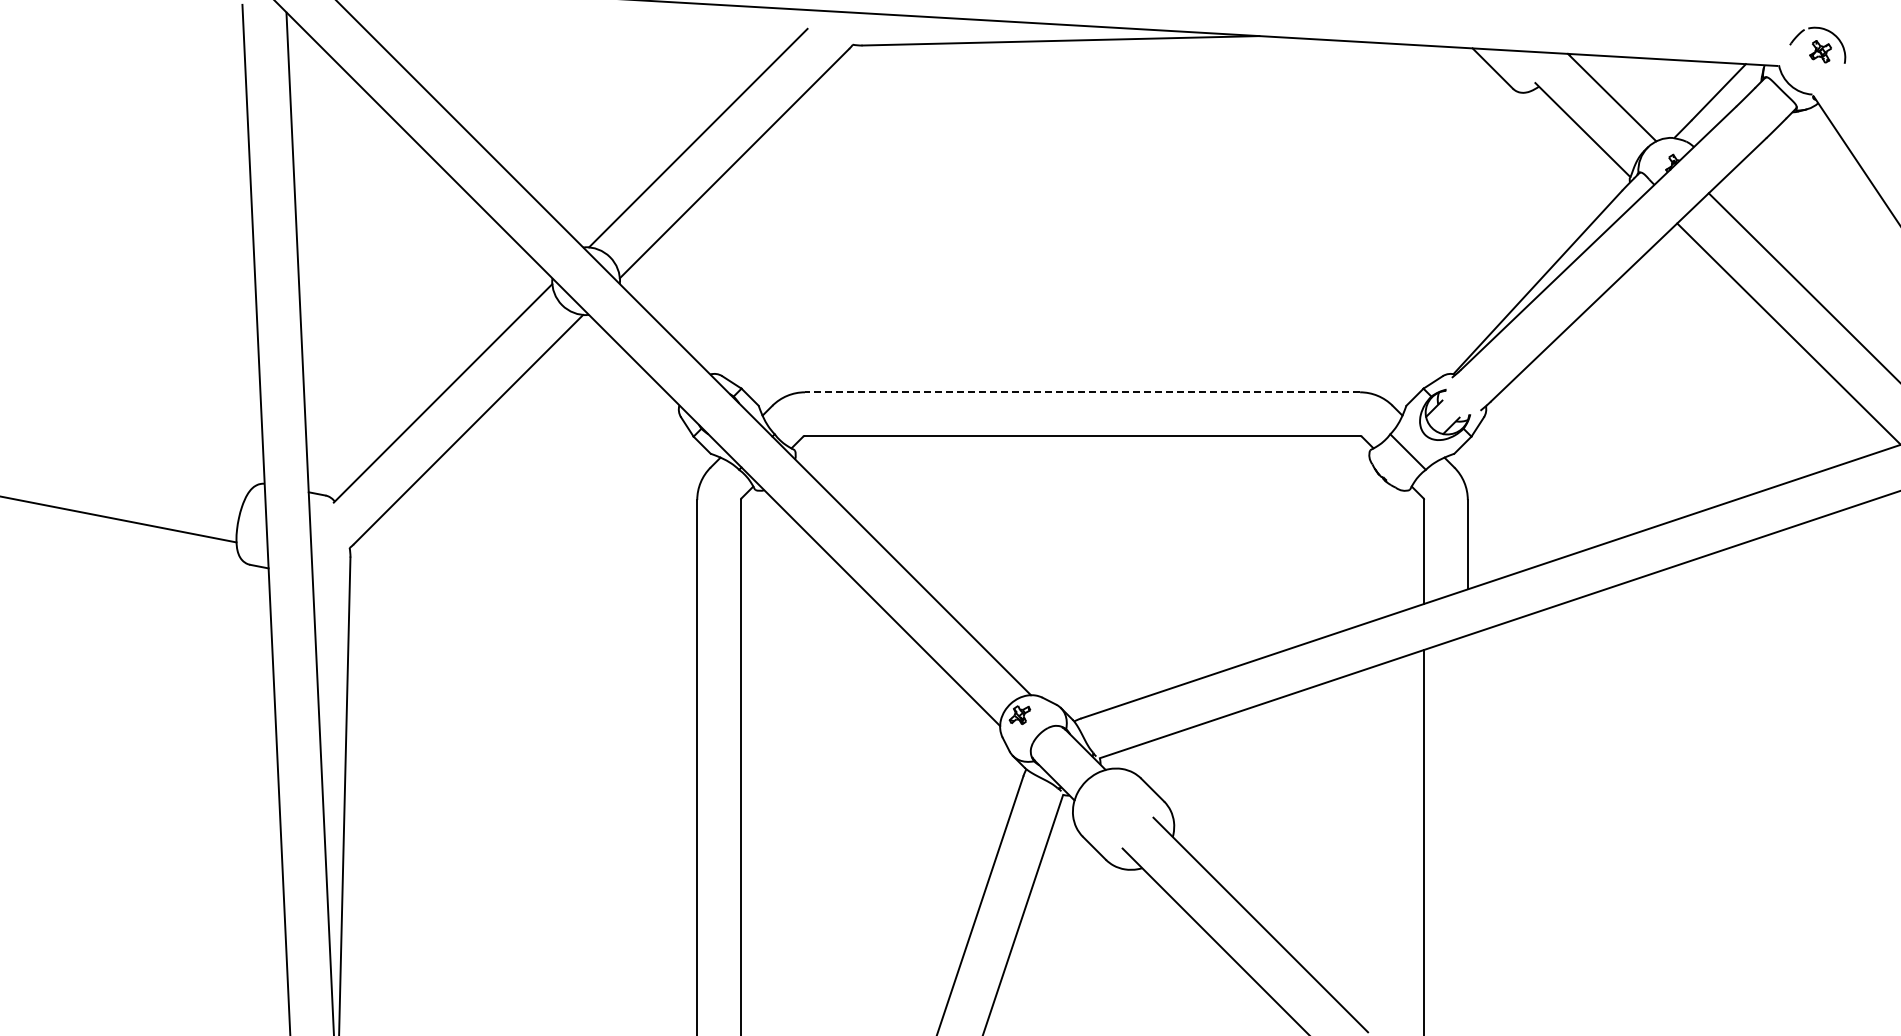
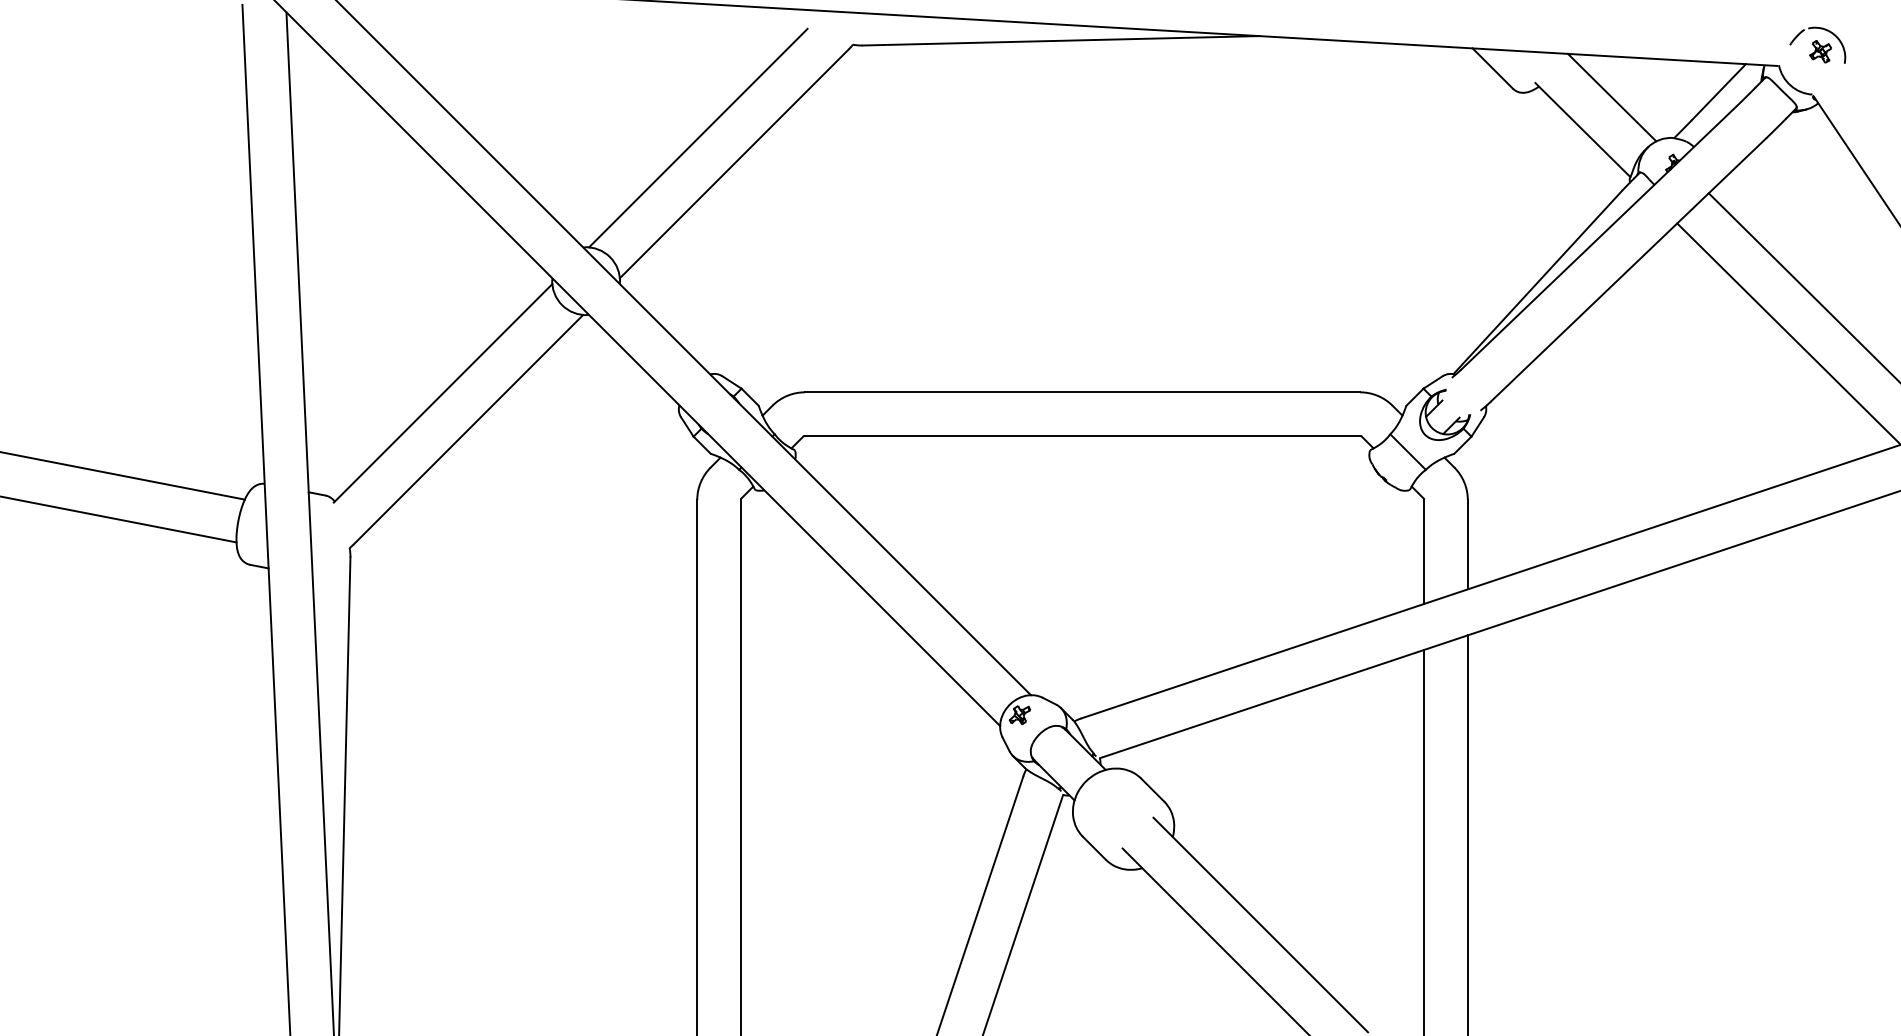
line: dashed -> solid (1082, 392)
line: none -> present (123, 475)
line: none -> present (1467, 833)
